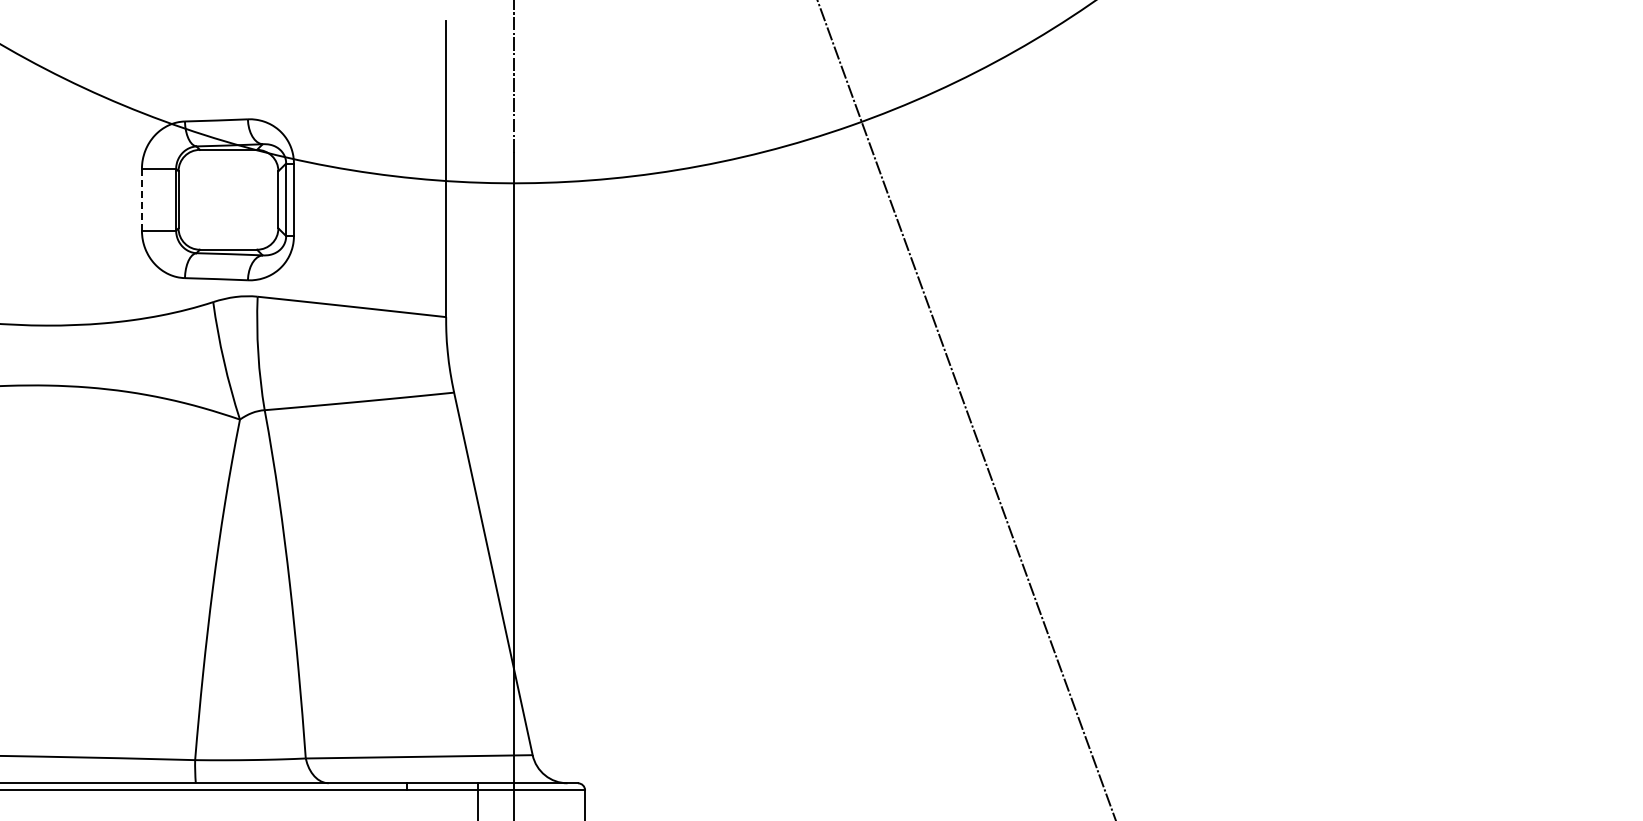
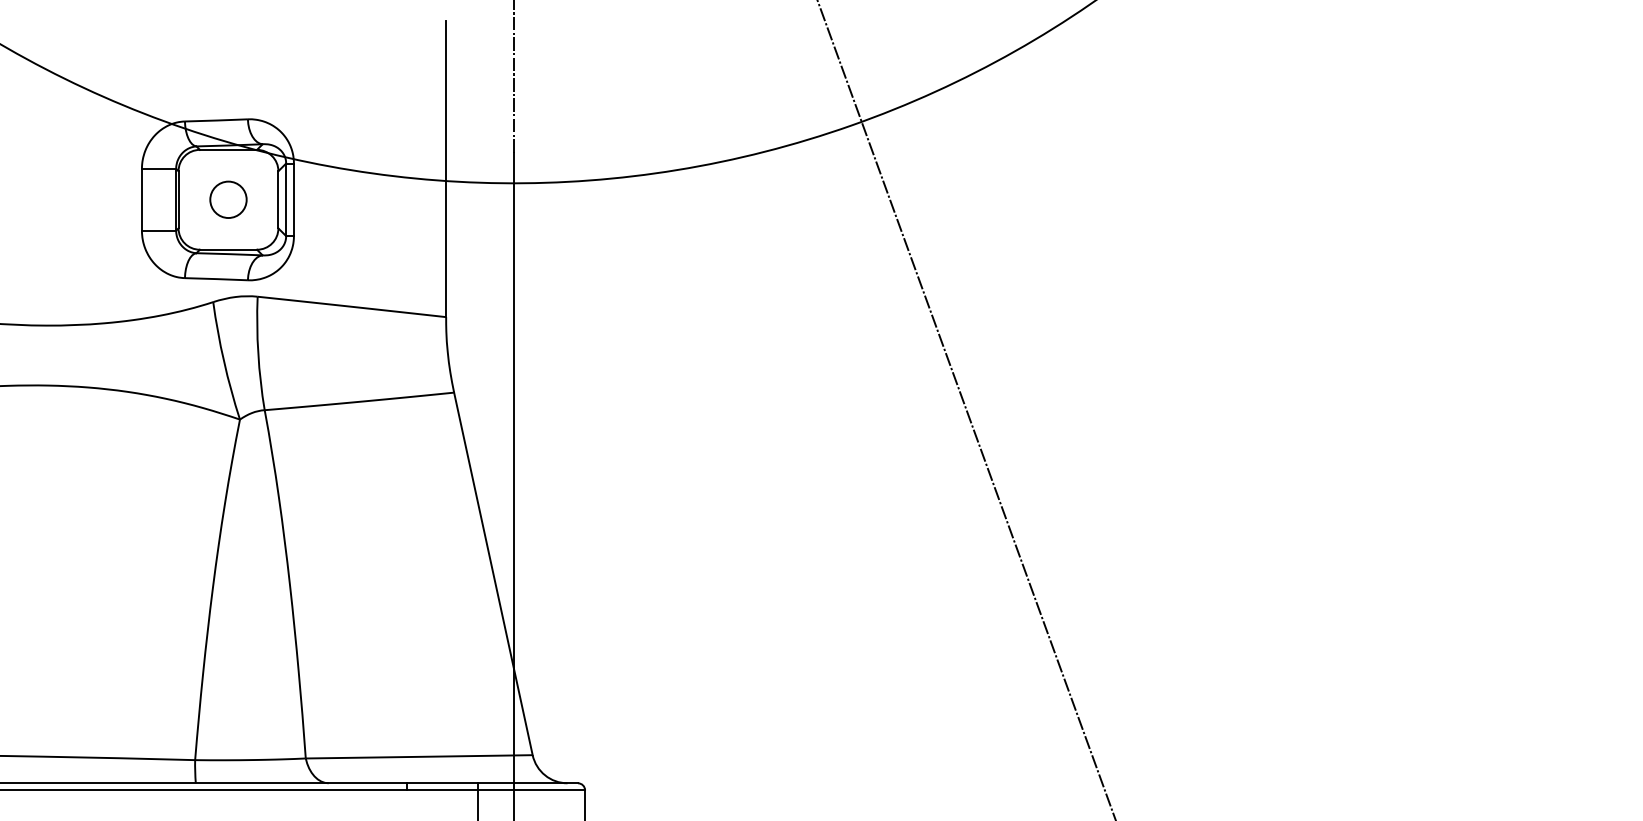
line: dashed -> solid (141, 199)
circle: none -> present (228, 199)
